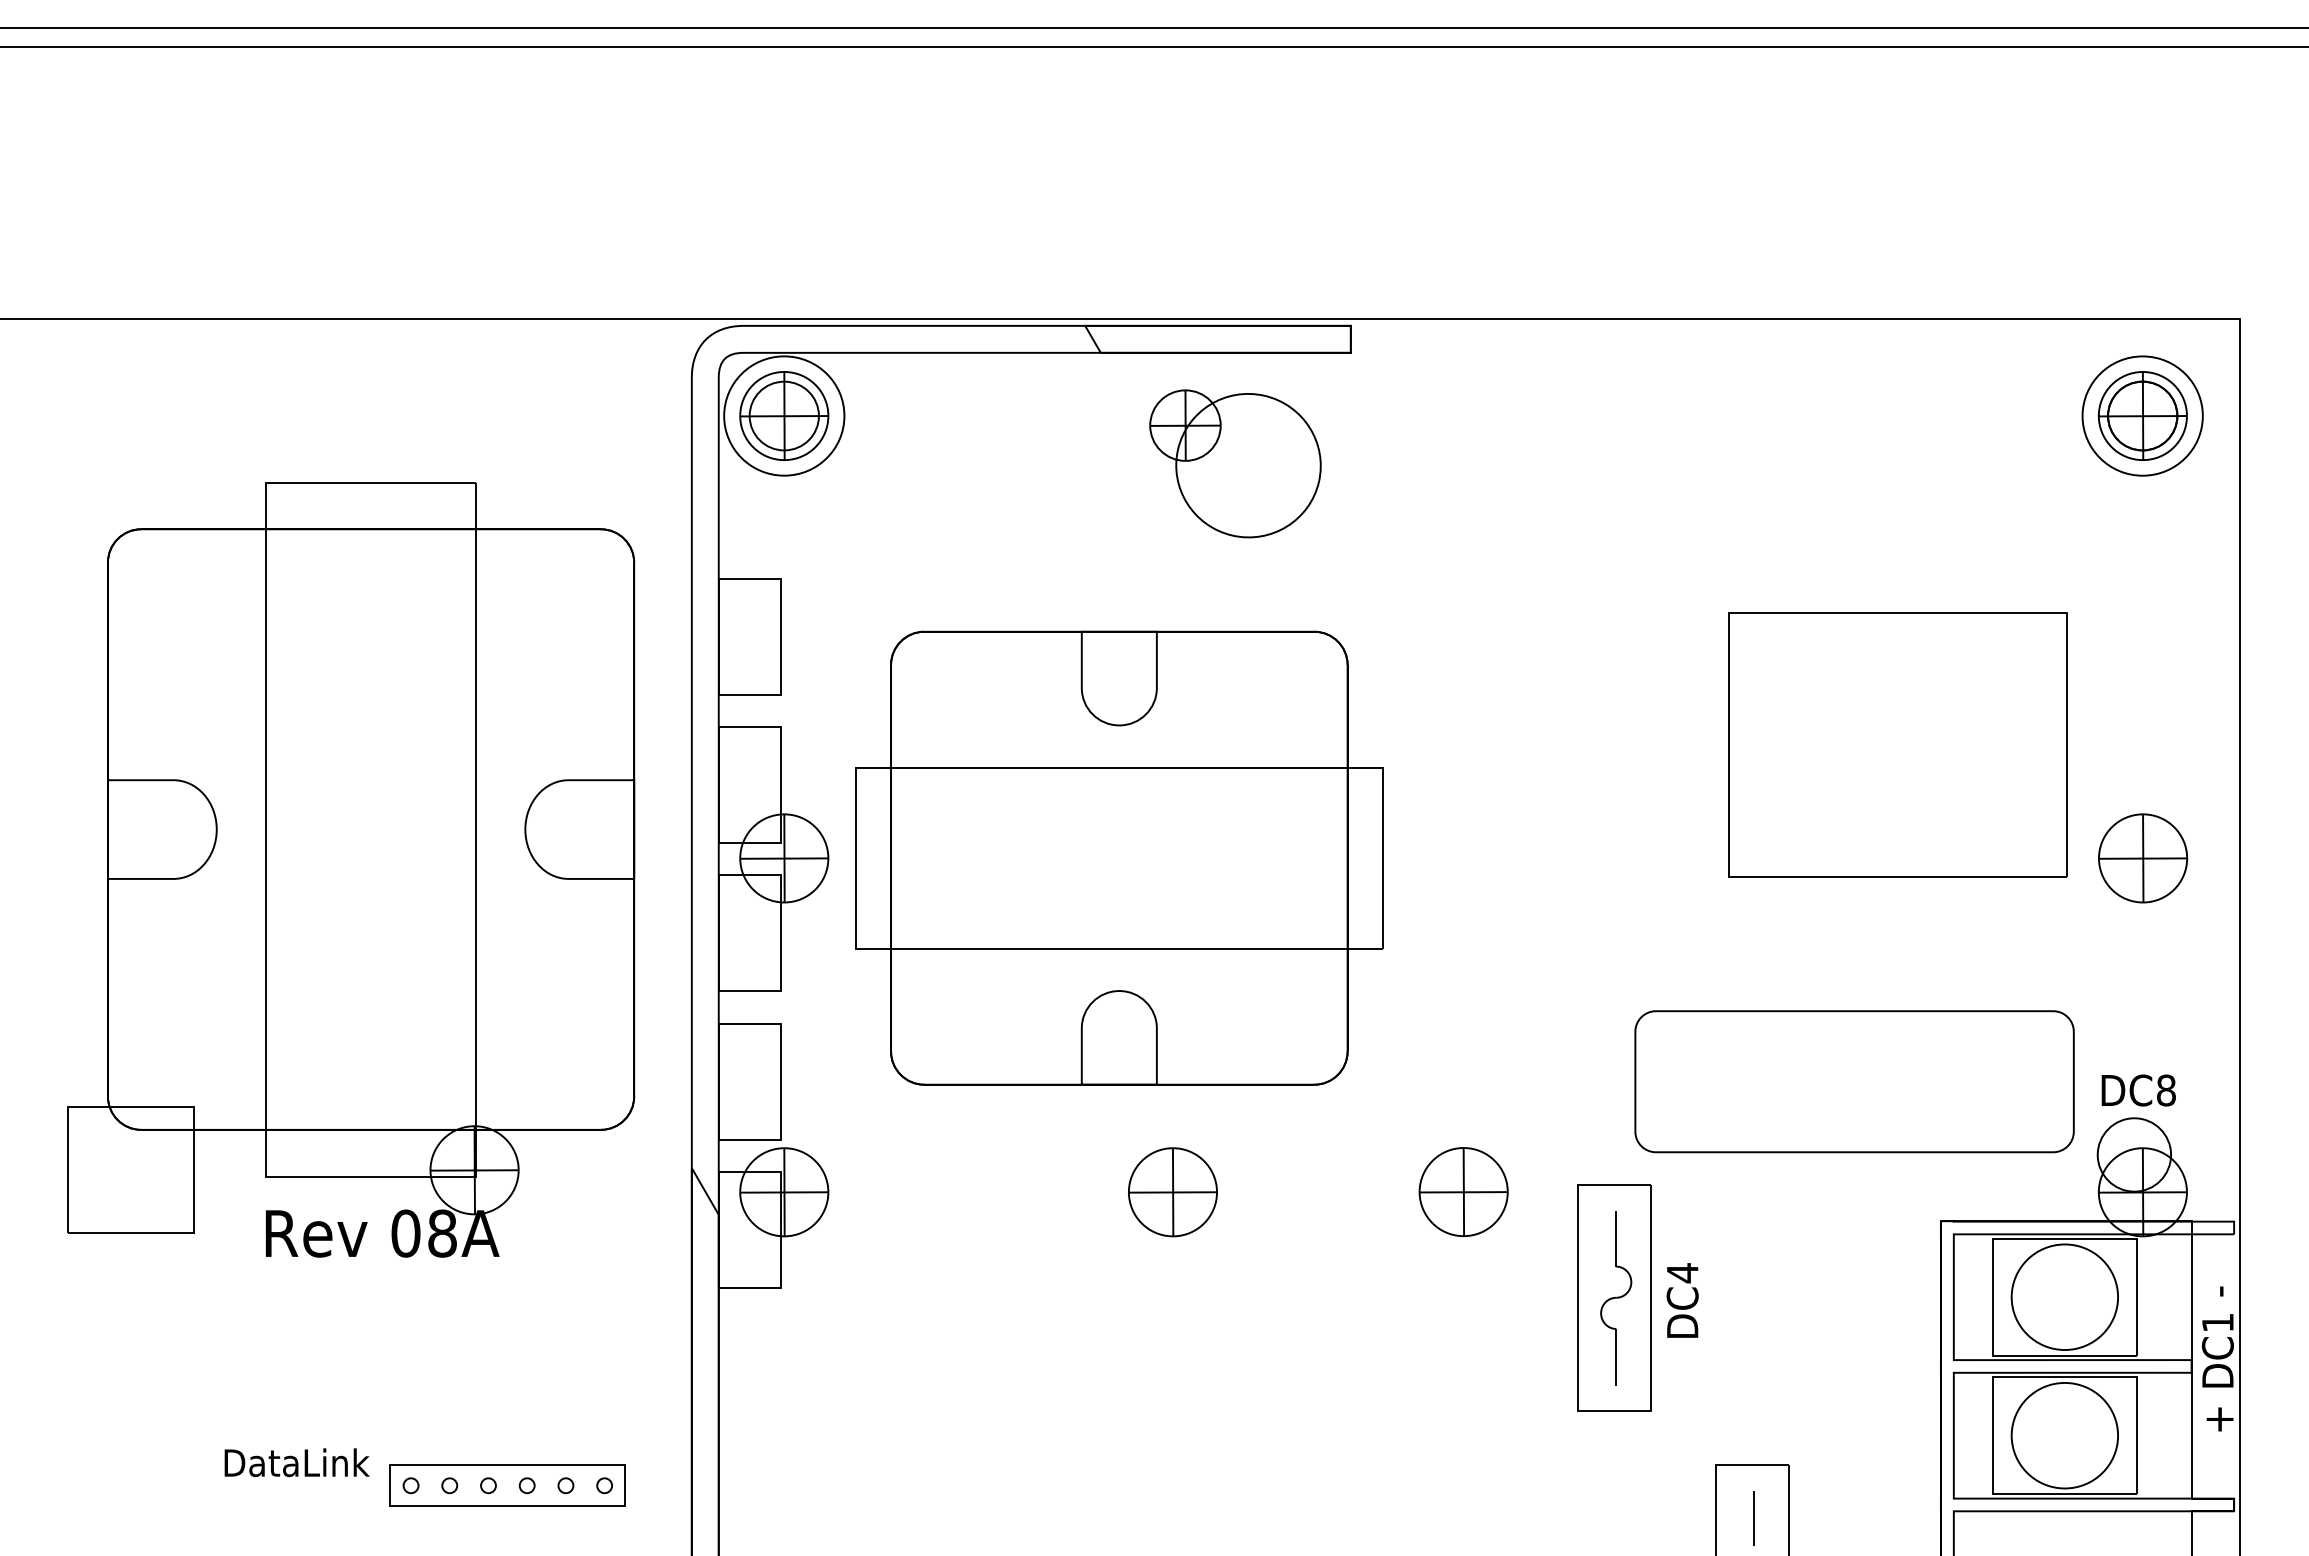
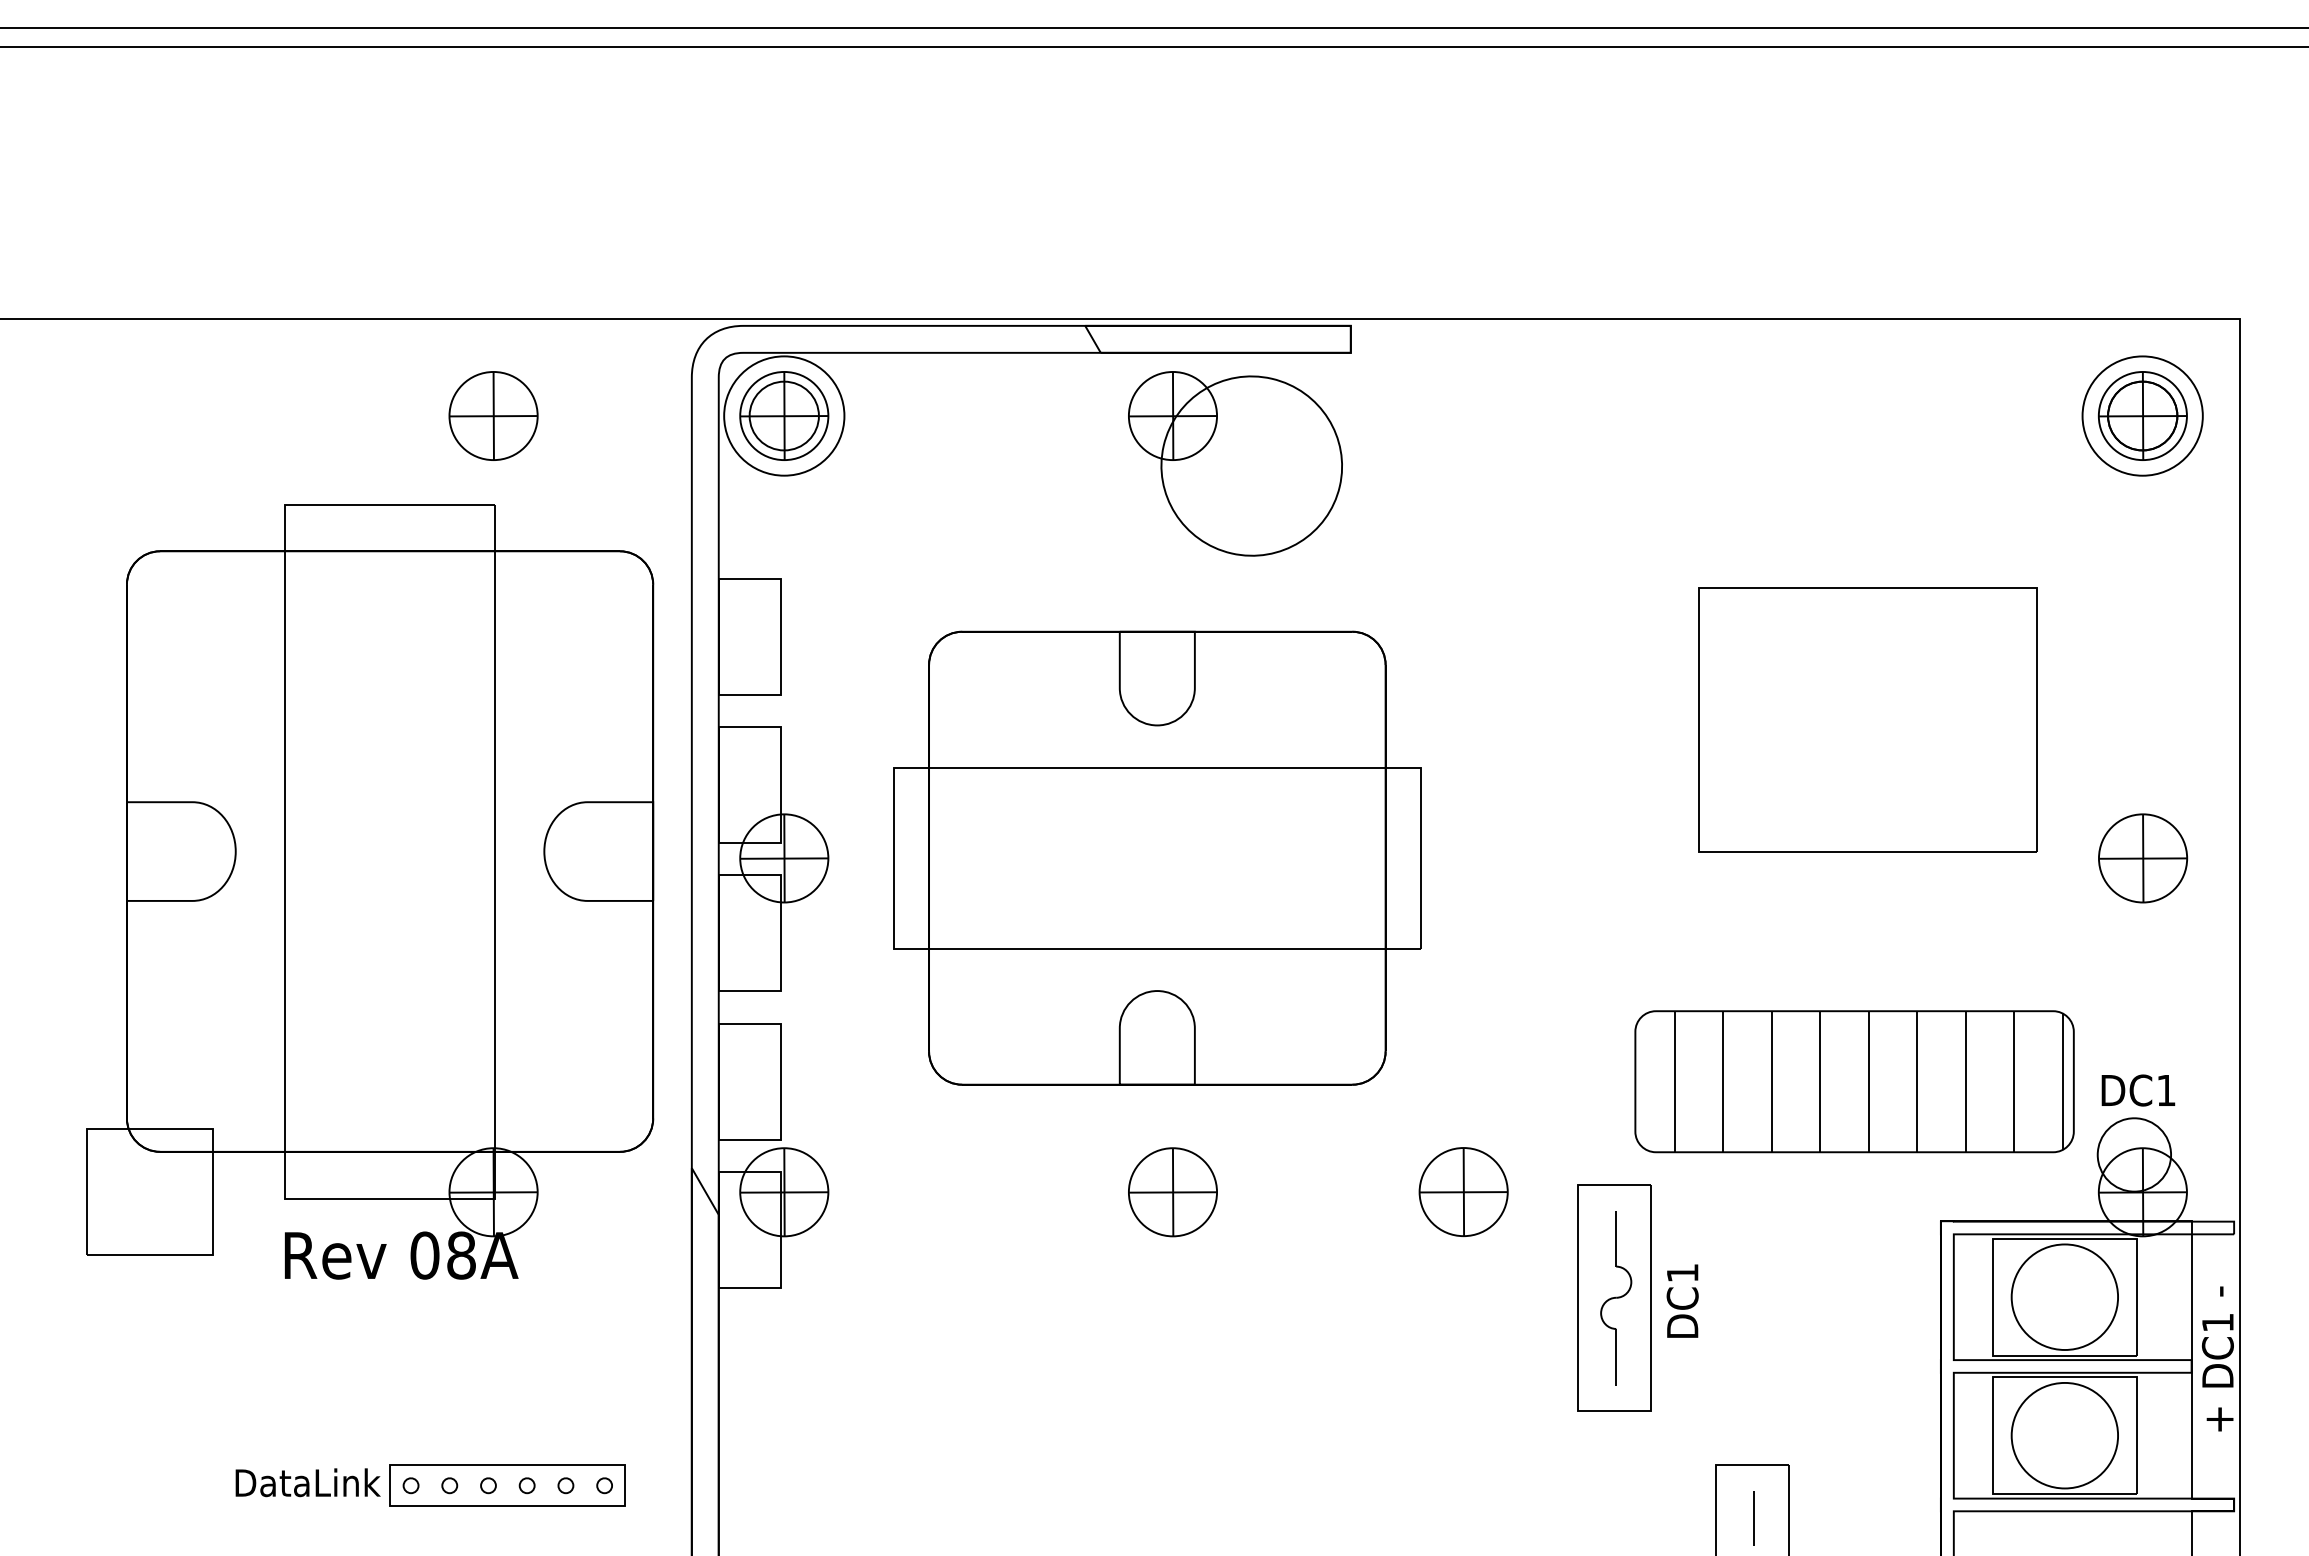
part: none -> present (493, 415)
part size: 173x150 px -> 215x186 px (1235, 463)
part position: (1897, 744) -> (1867, 719) (1867, 719)
part position: (1119, 857) -> (1157, 857) (1157, 857)
part position: (351, 869) -> (370, 891) (370, 891)
hatch: none -> present (1868, 1081)
text: DC8 -> DC1 (2166, 1090)
text: DC4 -> DC1 (1682, 1273)
text position: (296, 1462) -> (307, 1482) (307, 1482)
